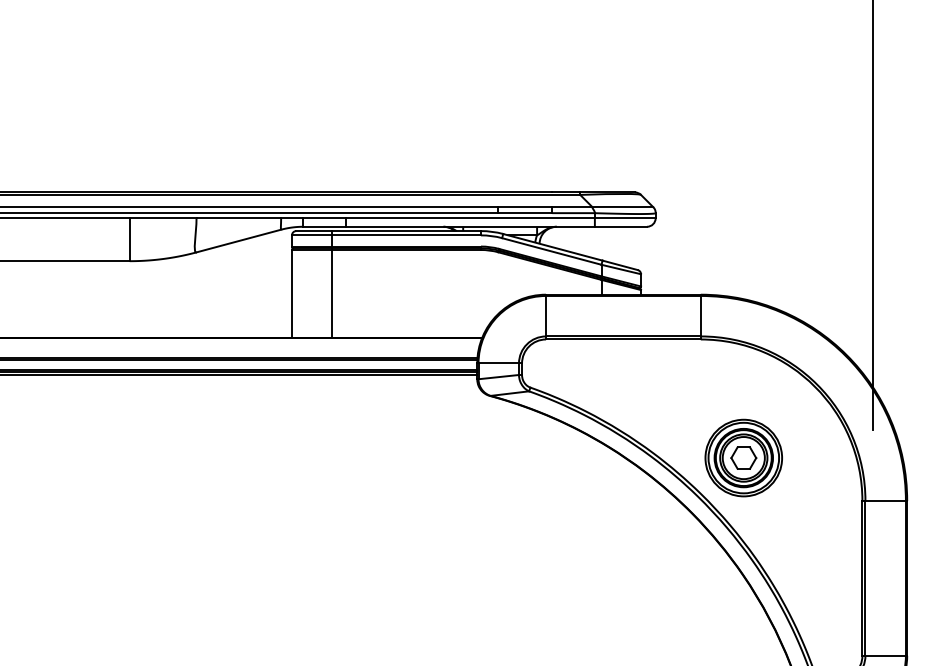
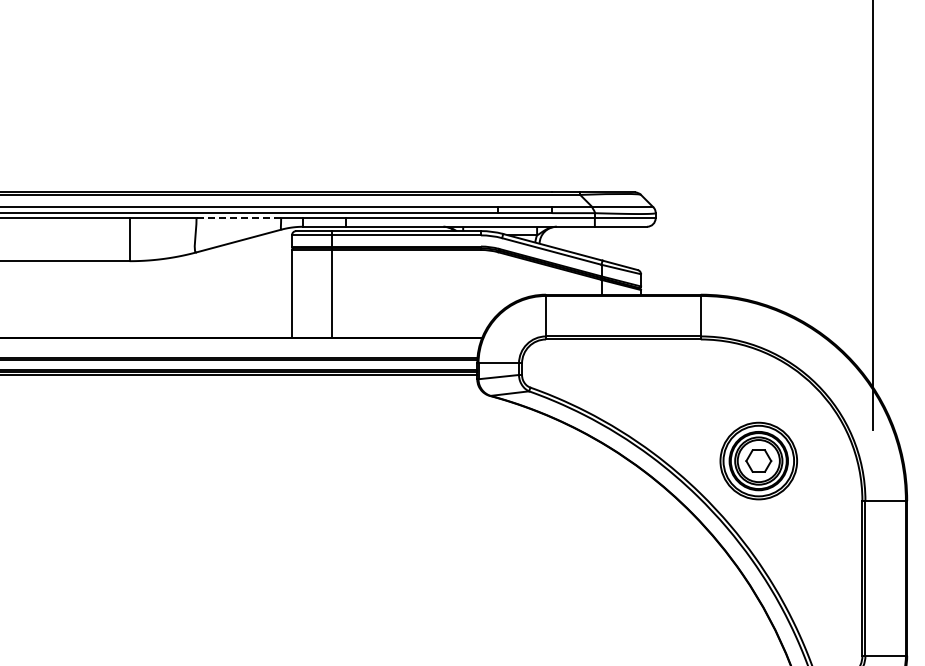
line: solid -> dashed (239, 218)
part position: (743, 457) -> (758, 460) (758, 460)
